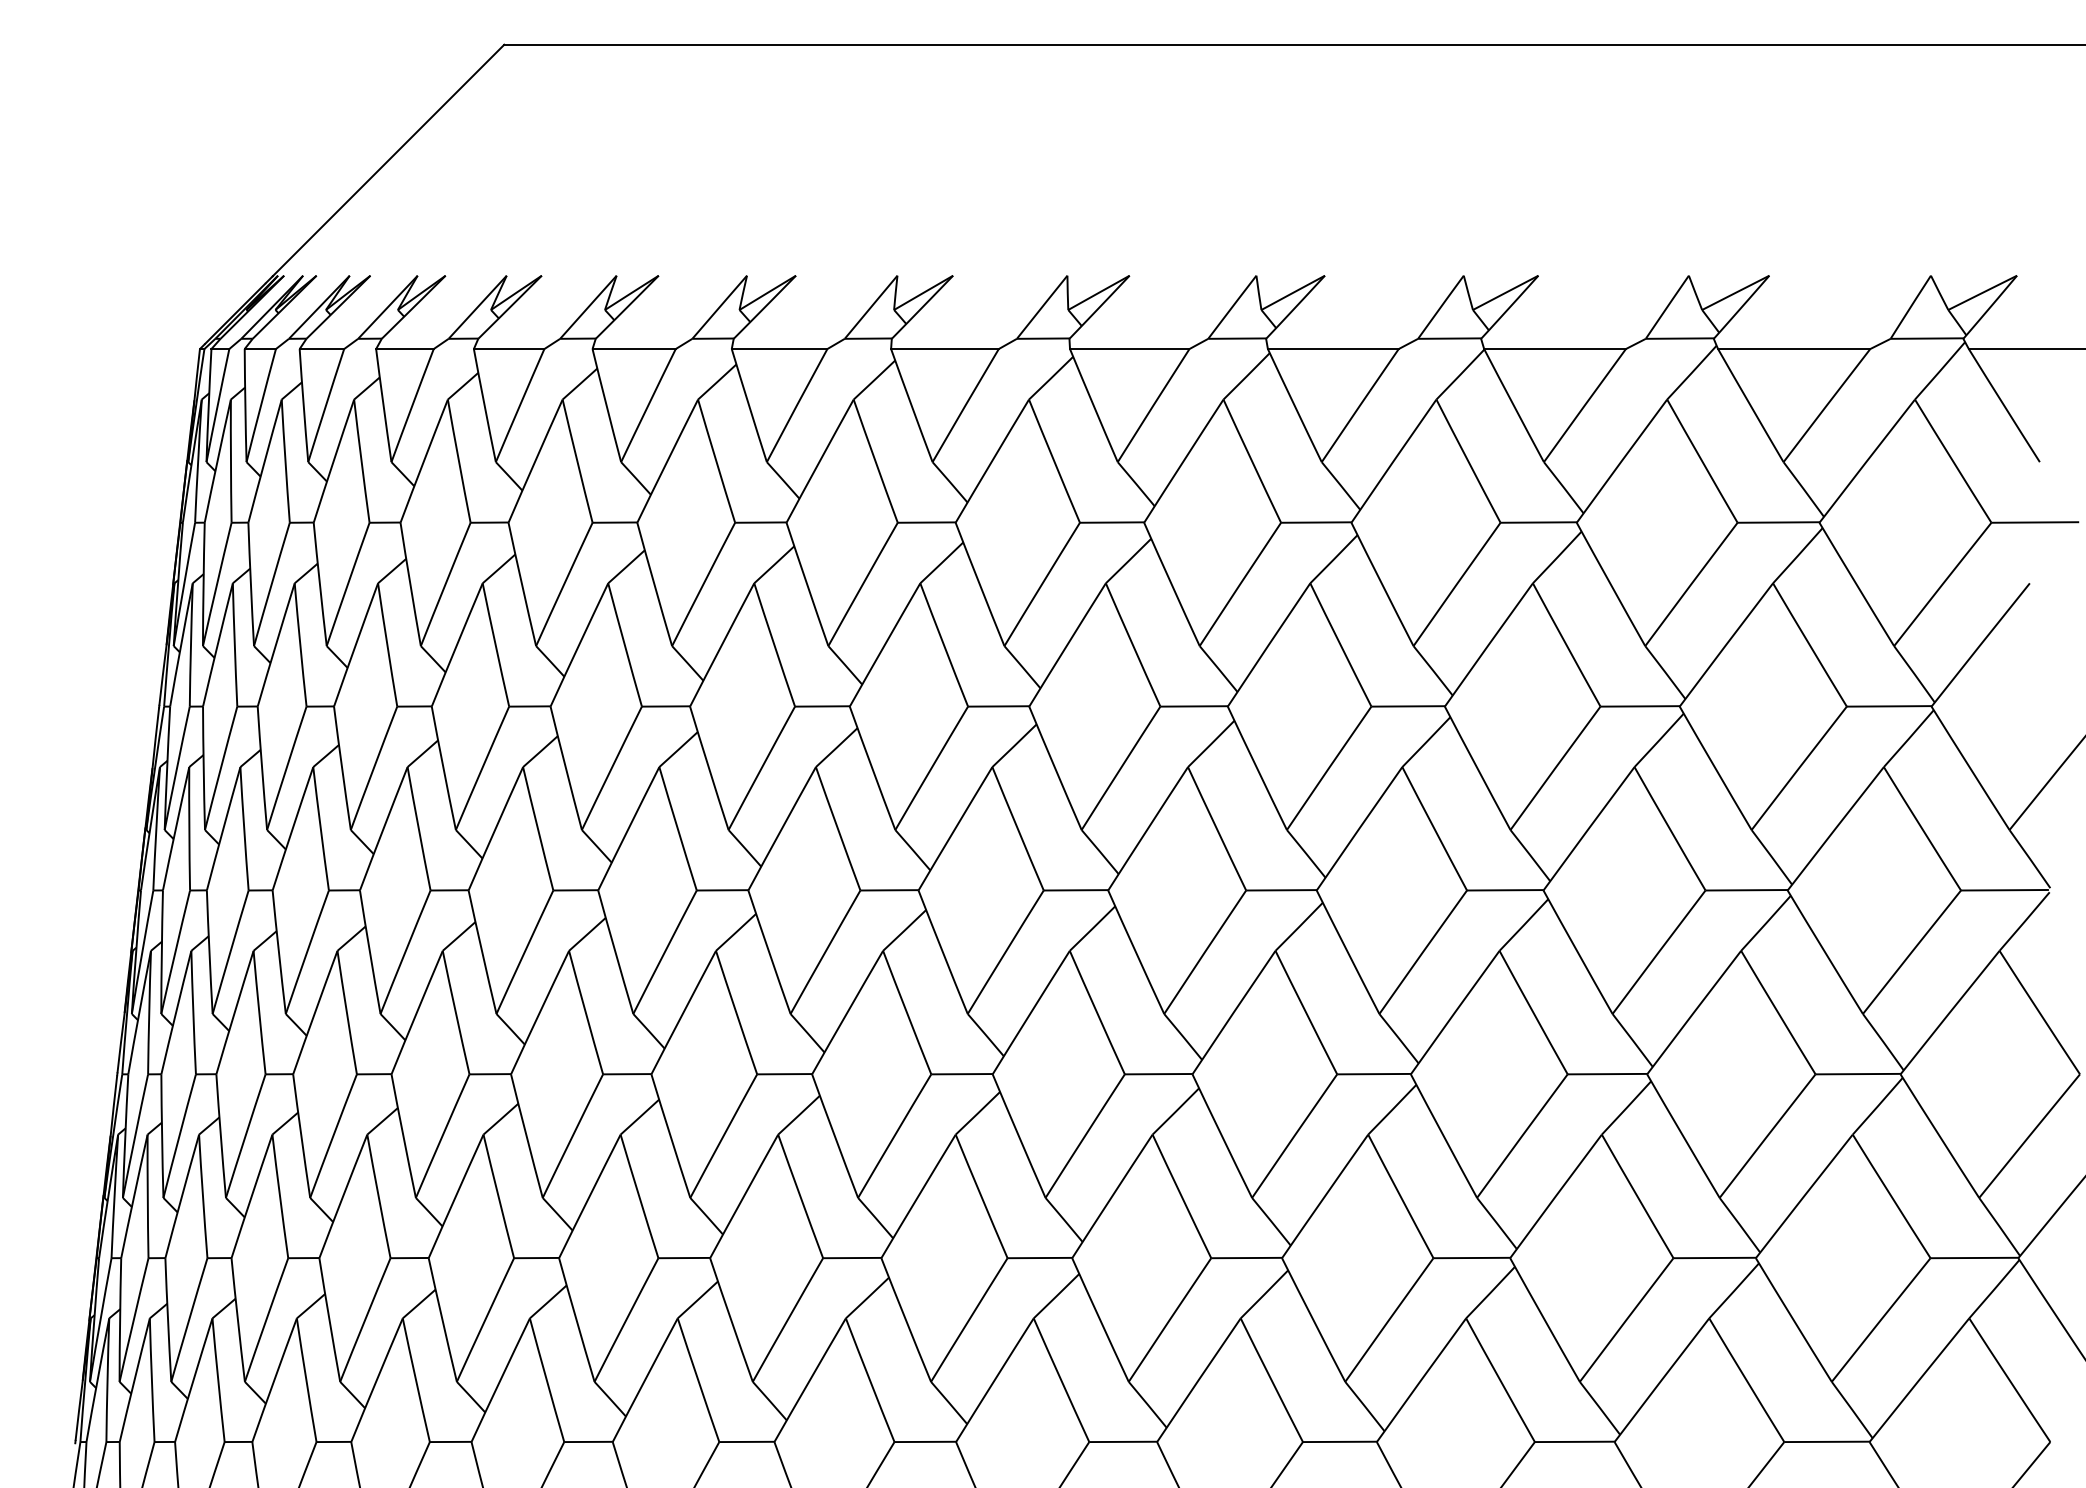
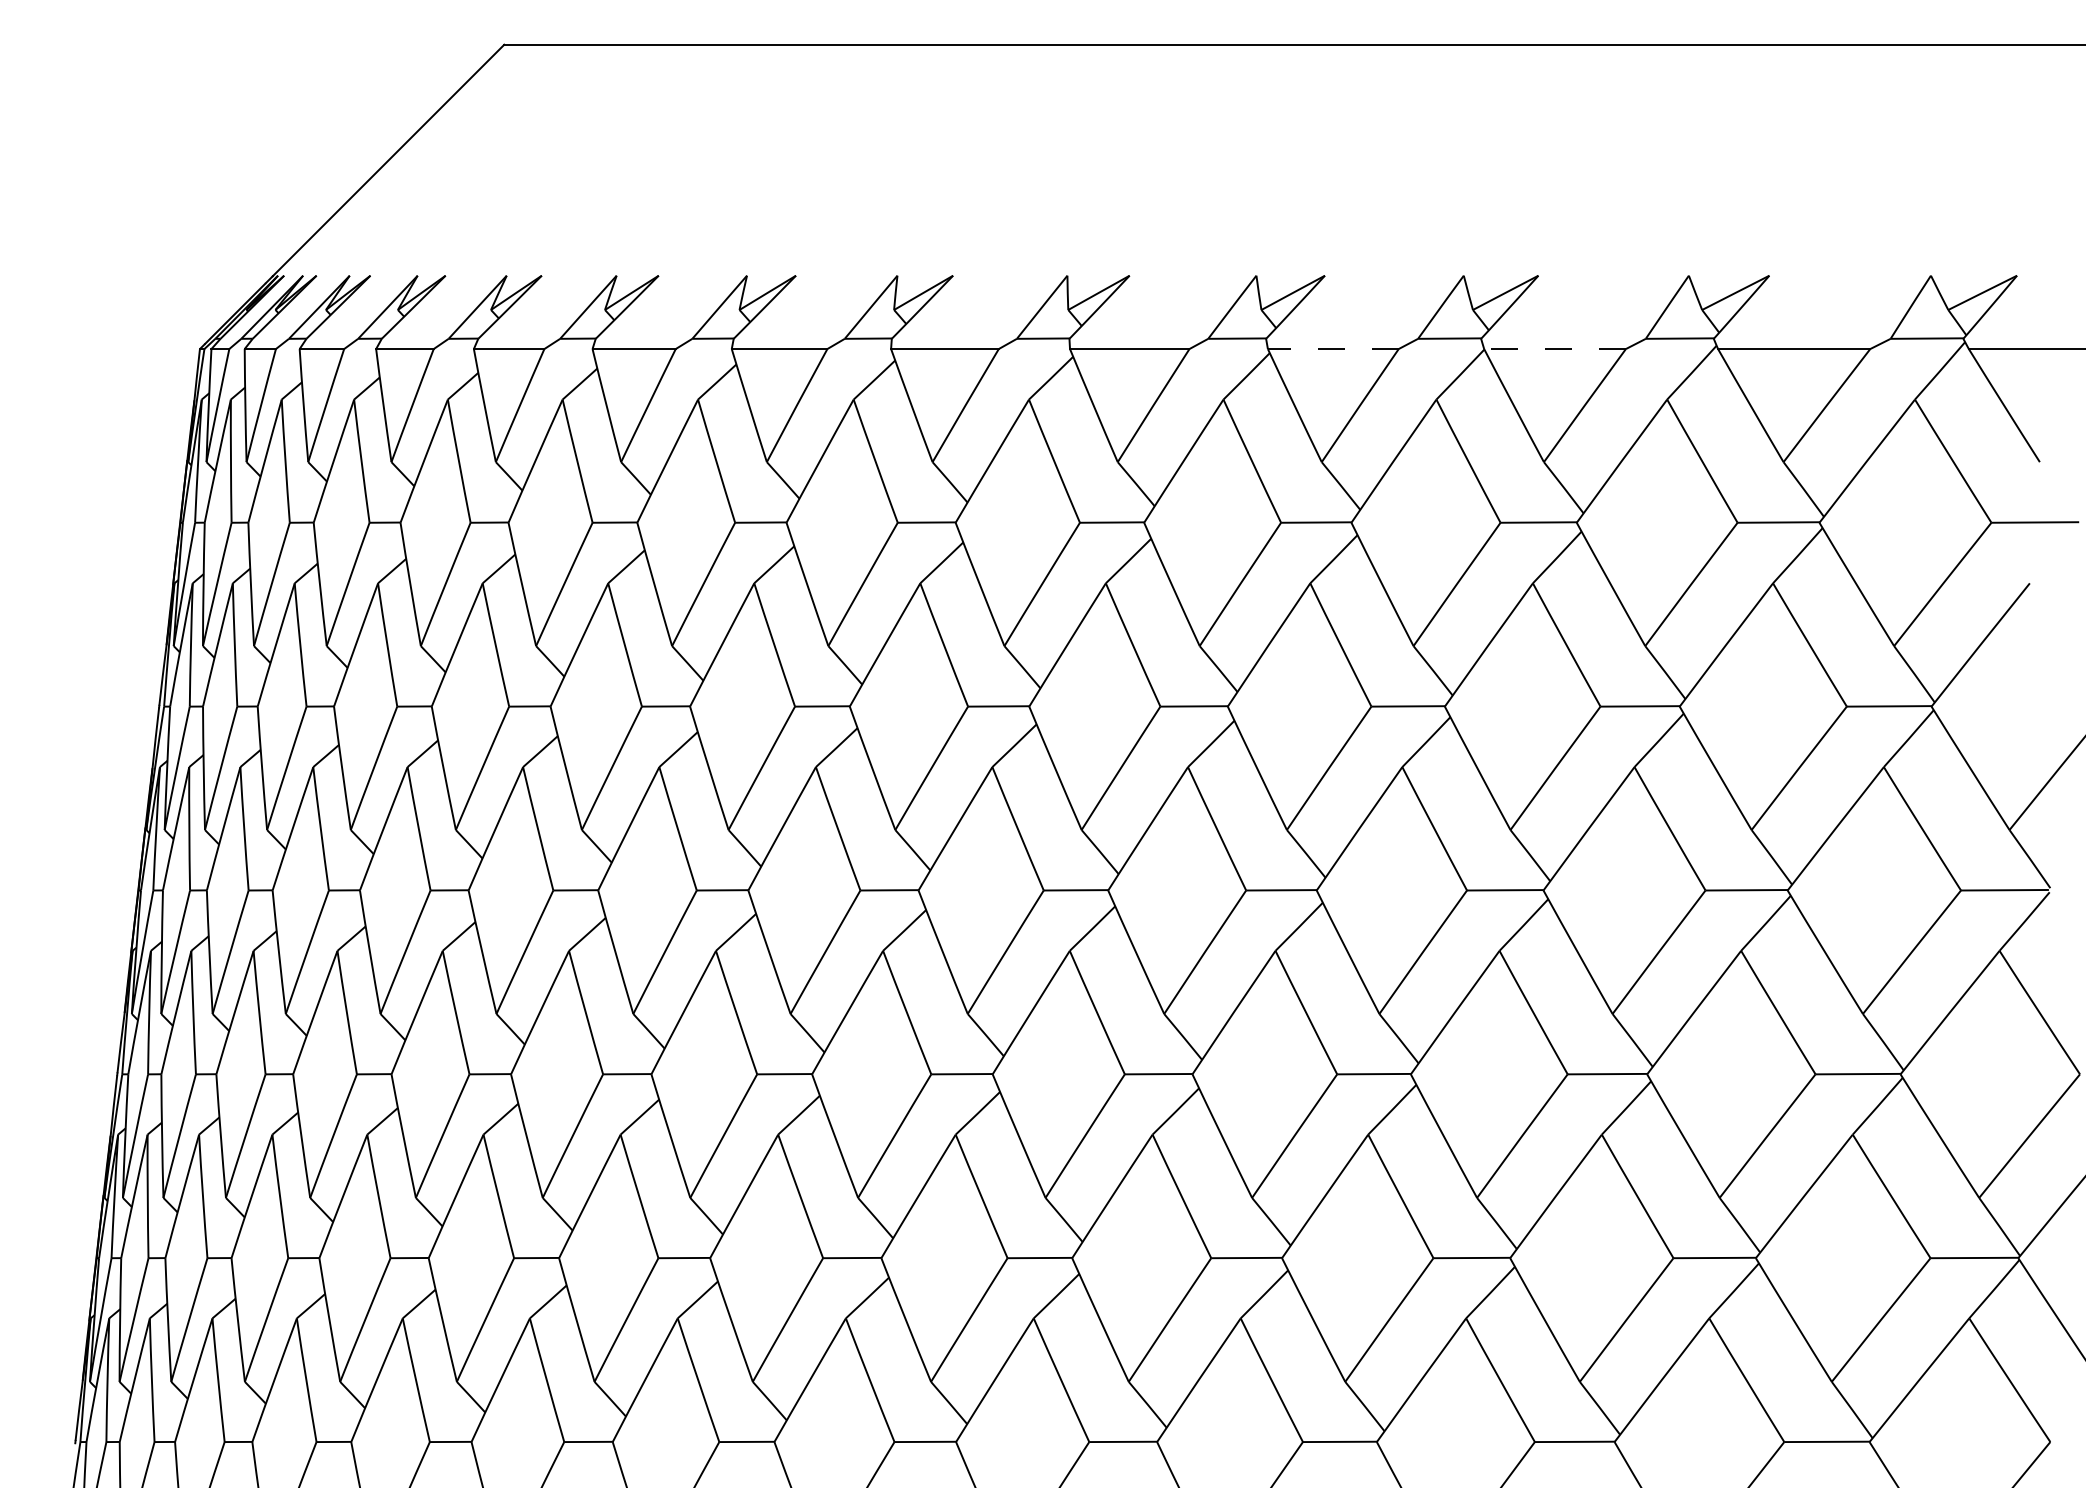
line: solid -> dashed (1332, 349)
line: solid -> dashed (1555, 349)
